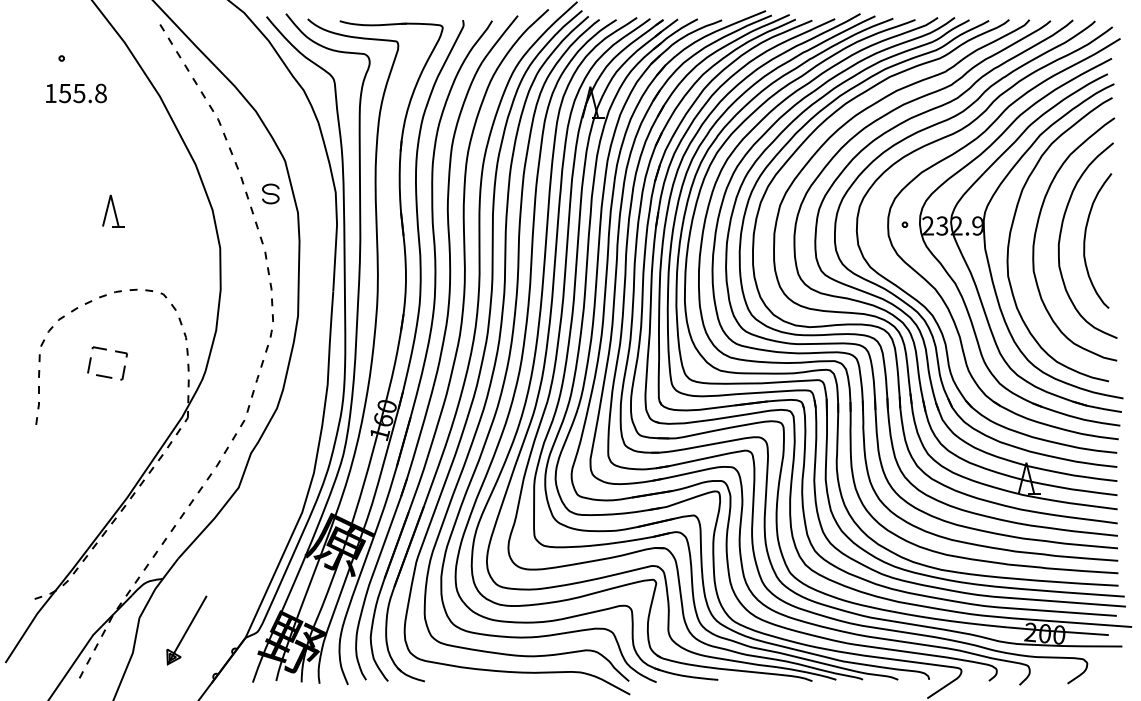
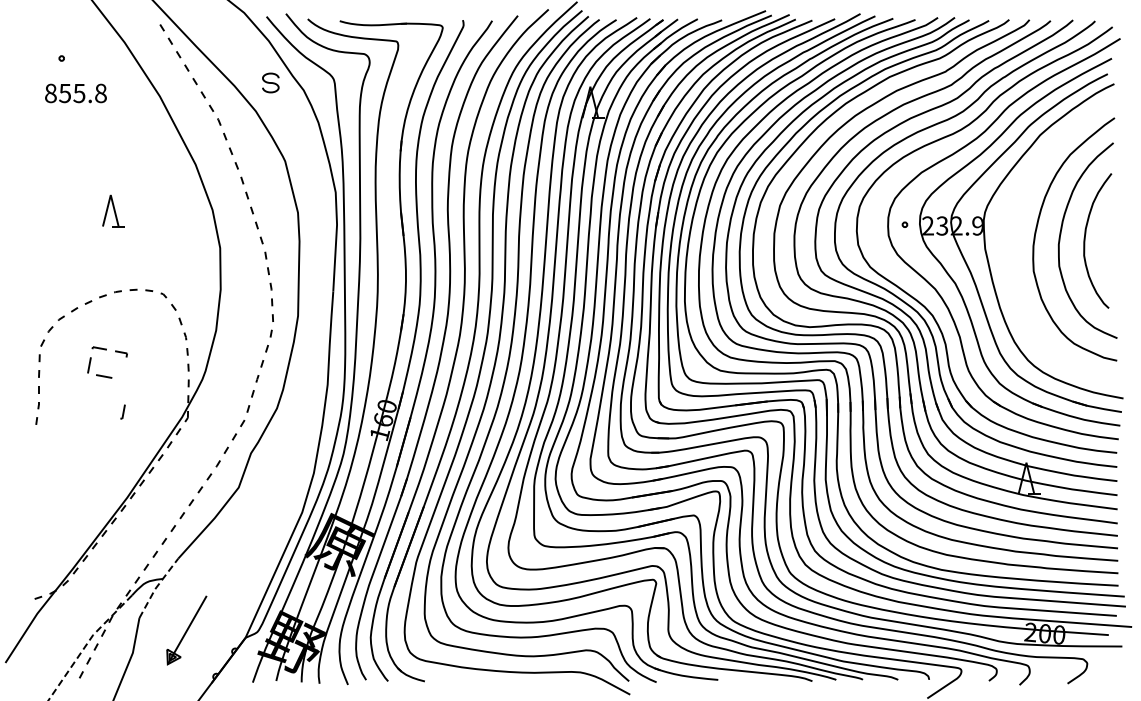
text: 155.8 -> 855.8 (50, 93)
part position: (270, 193) -> (270, 82) (270, 82)
curve: present -> none (1012, 228)
part position: (122, 372) -> (122, 411) (122, 411)
line: solid -> dashed (157, 586)
line: solid -> dashed (86, 644)
